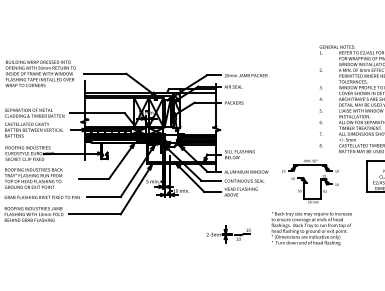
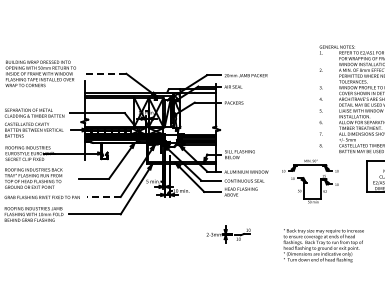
line: solid -> dashed (104, 73)
line: solid -> dashed (103, 197)
text position: (311, 228) -> (323, 245) (323, 245)
